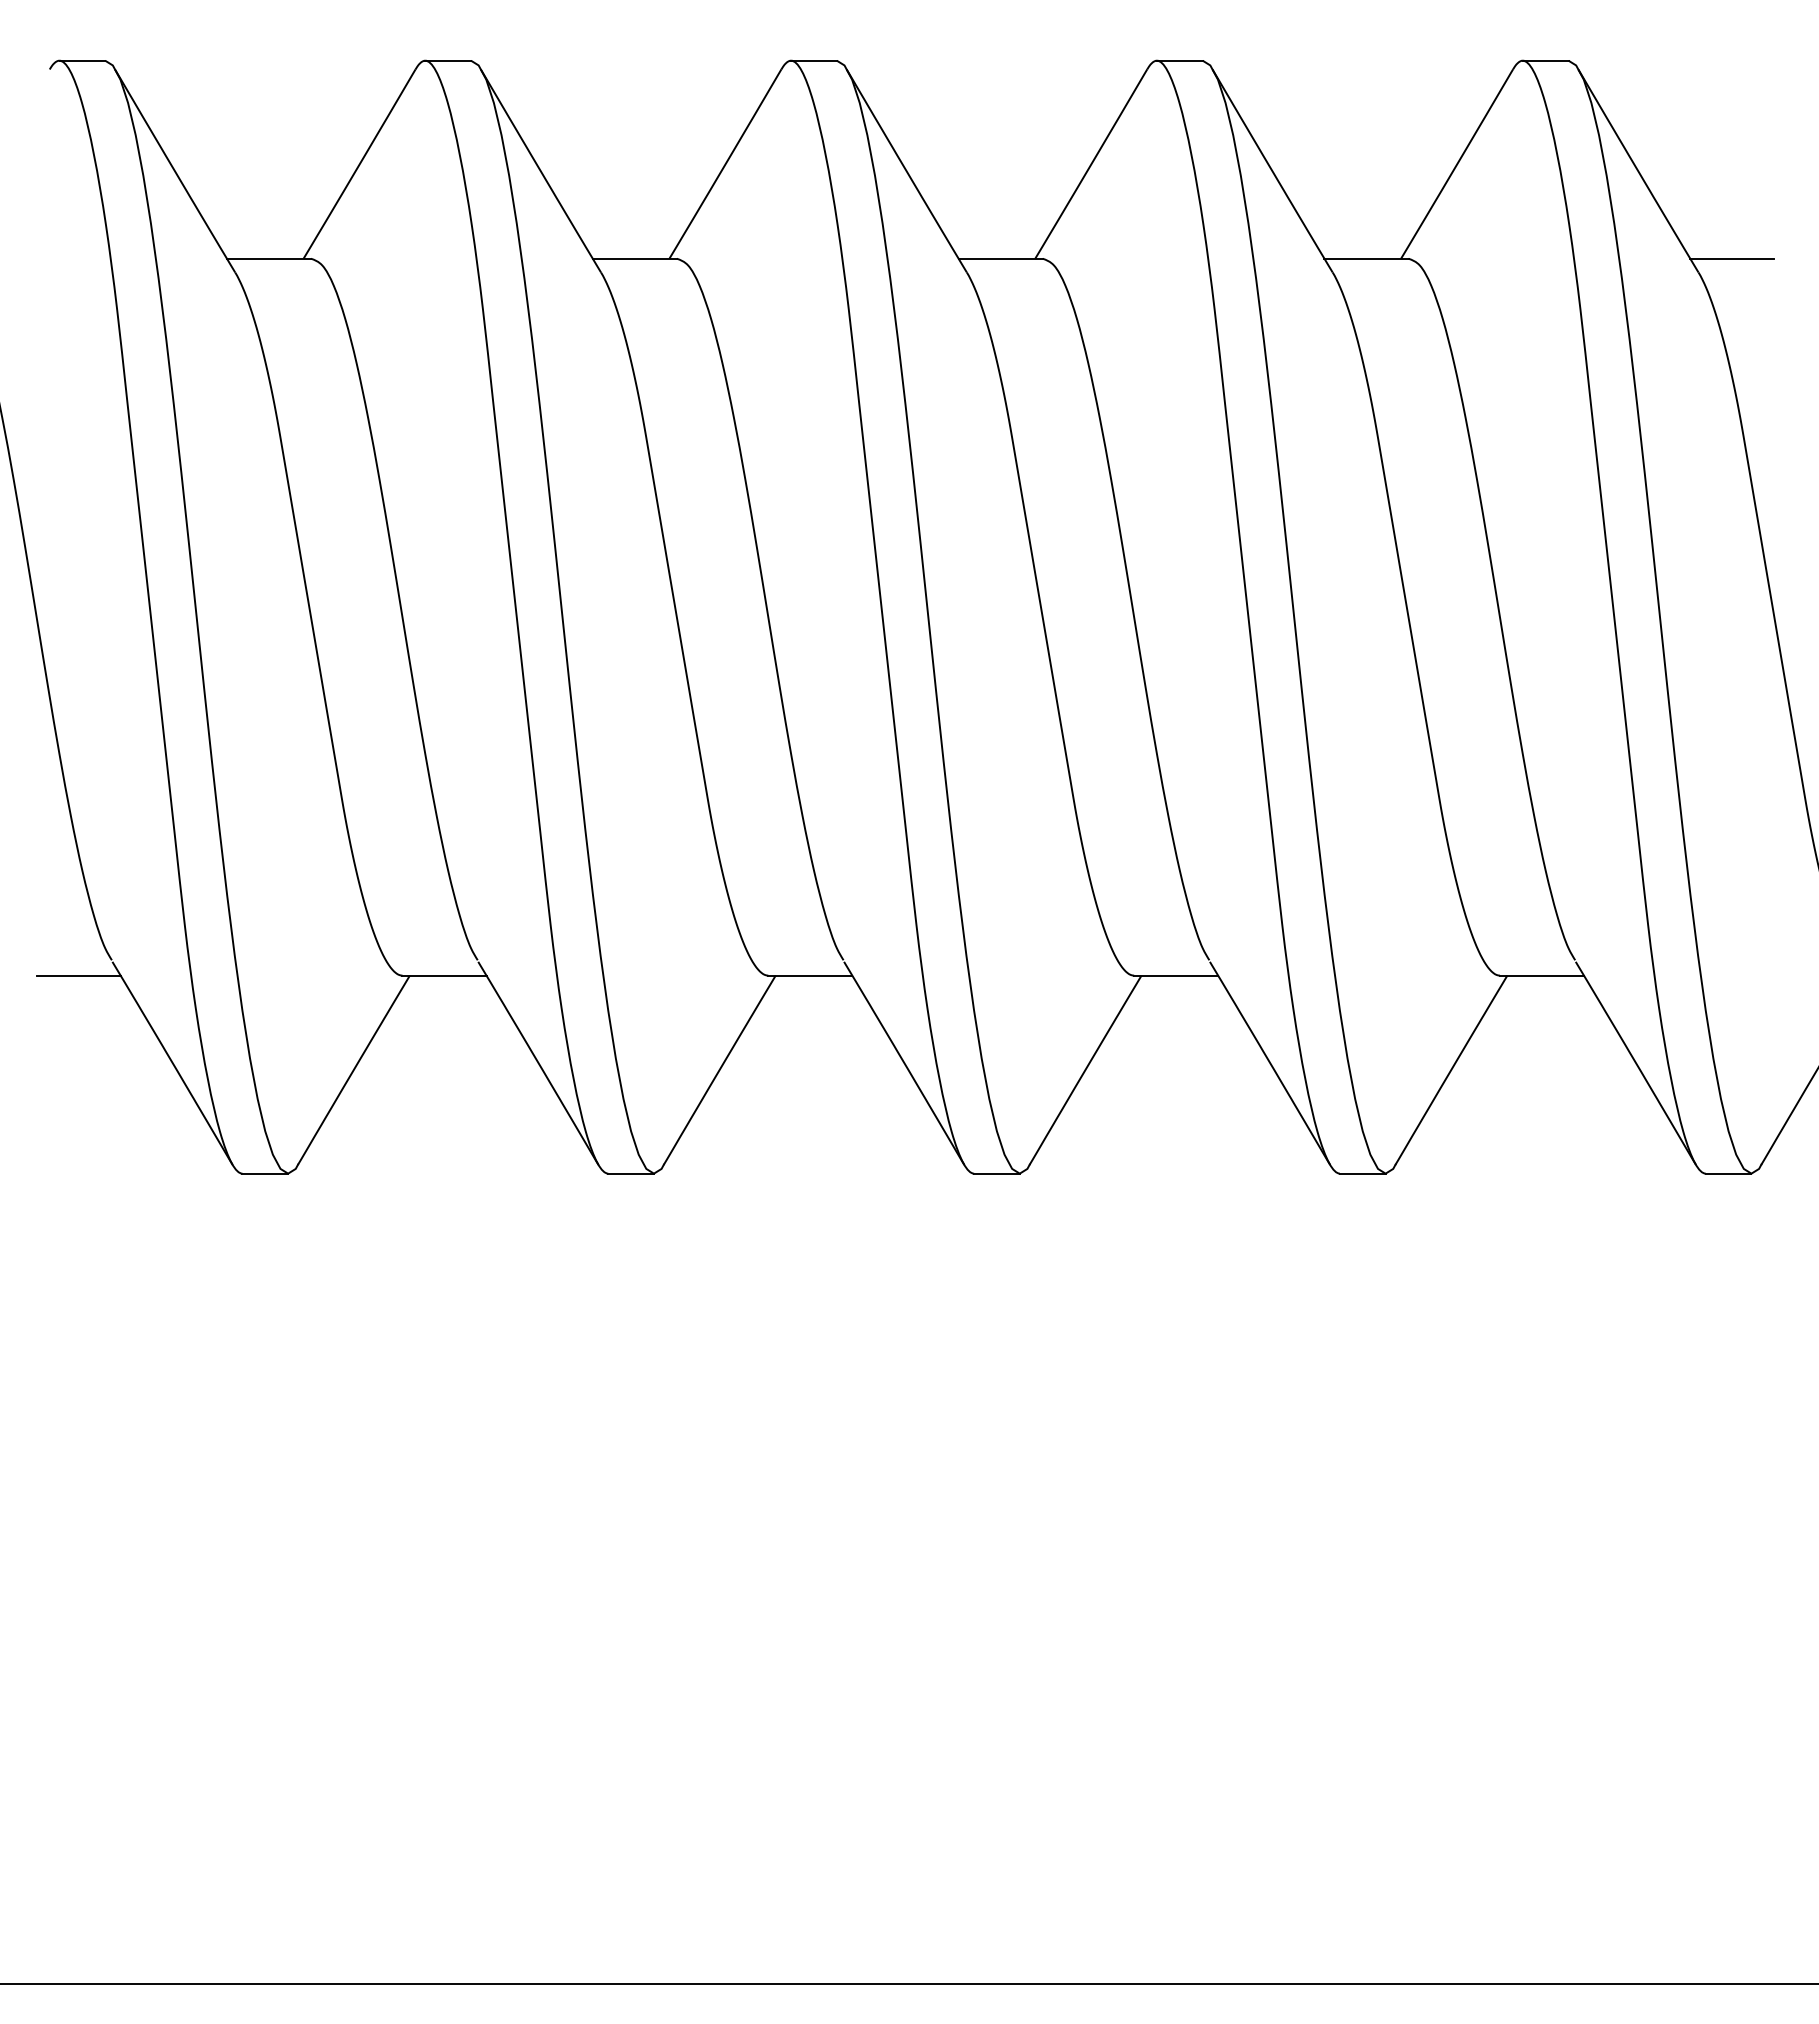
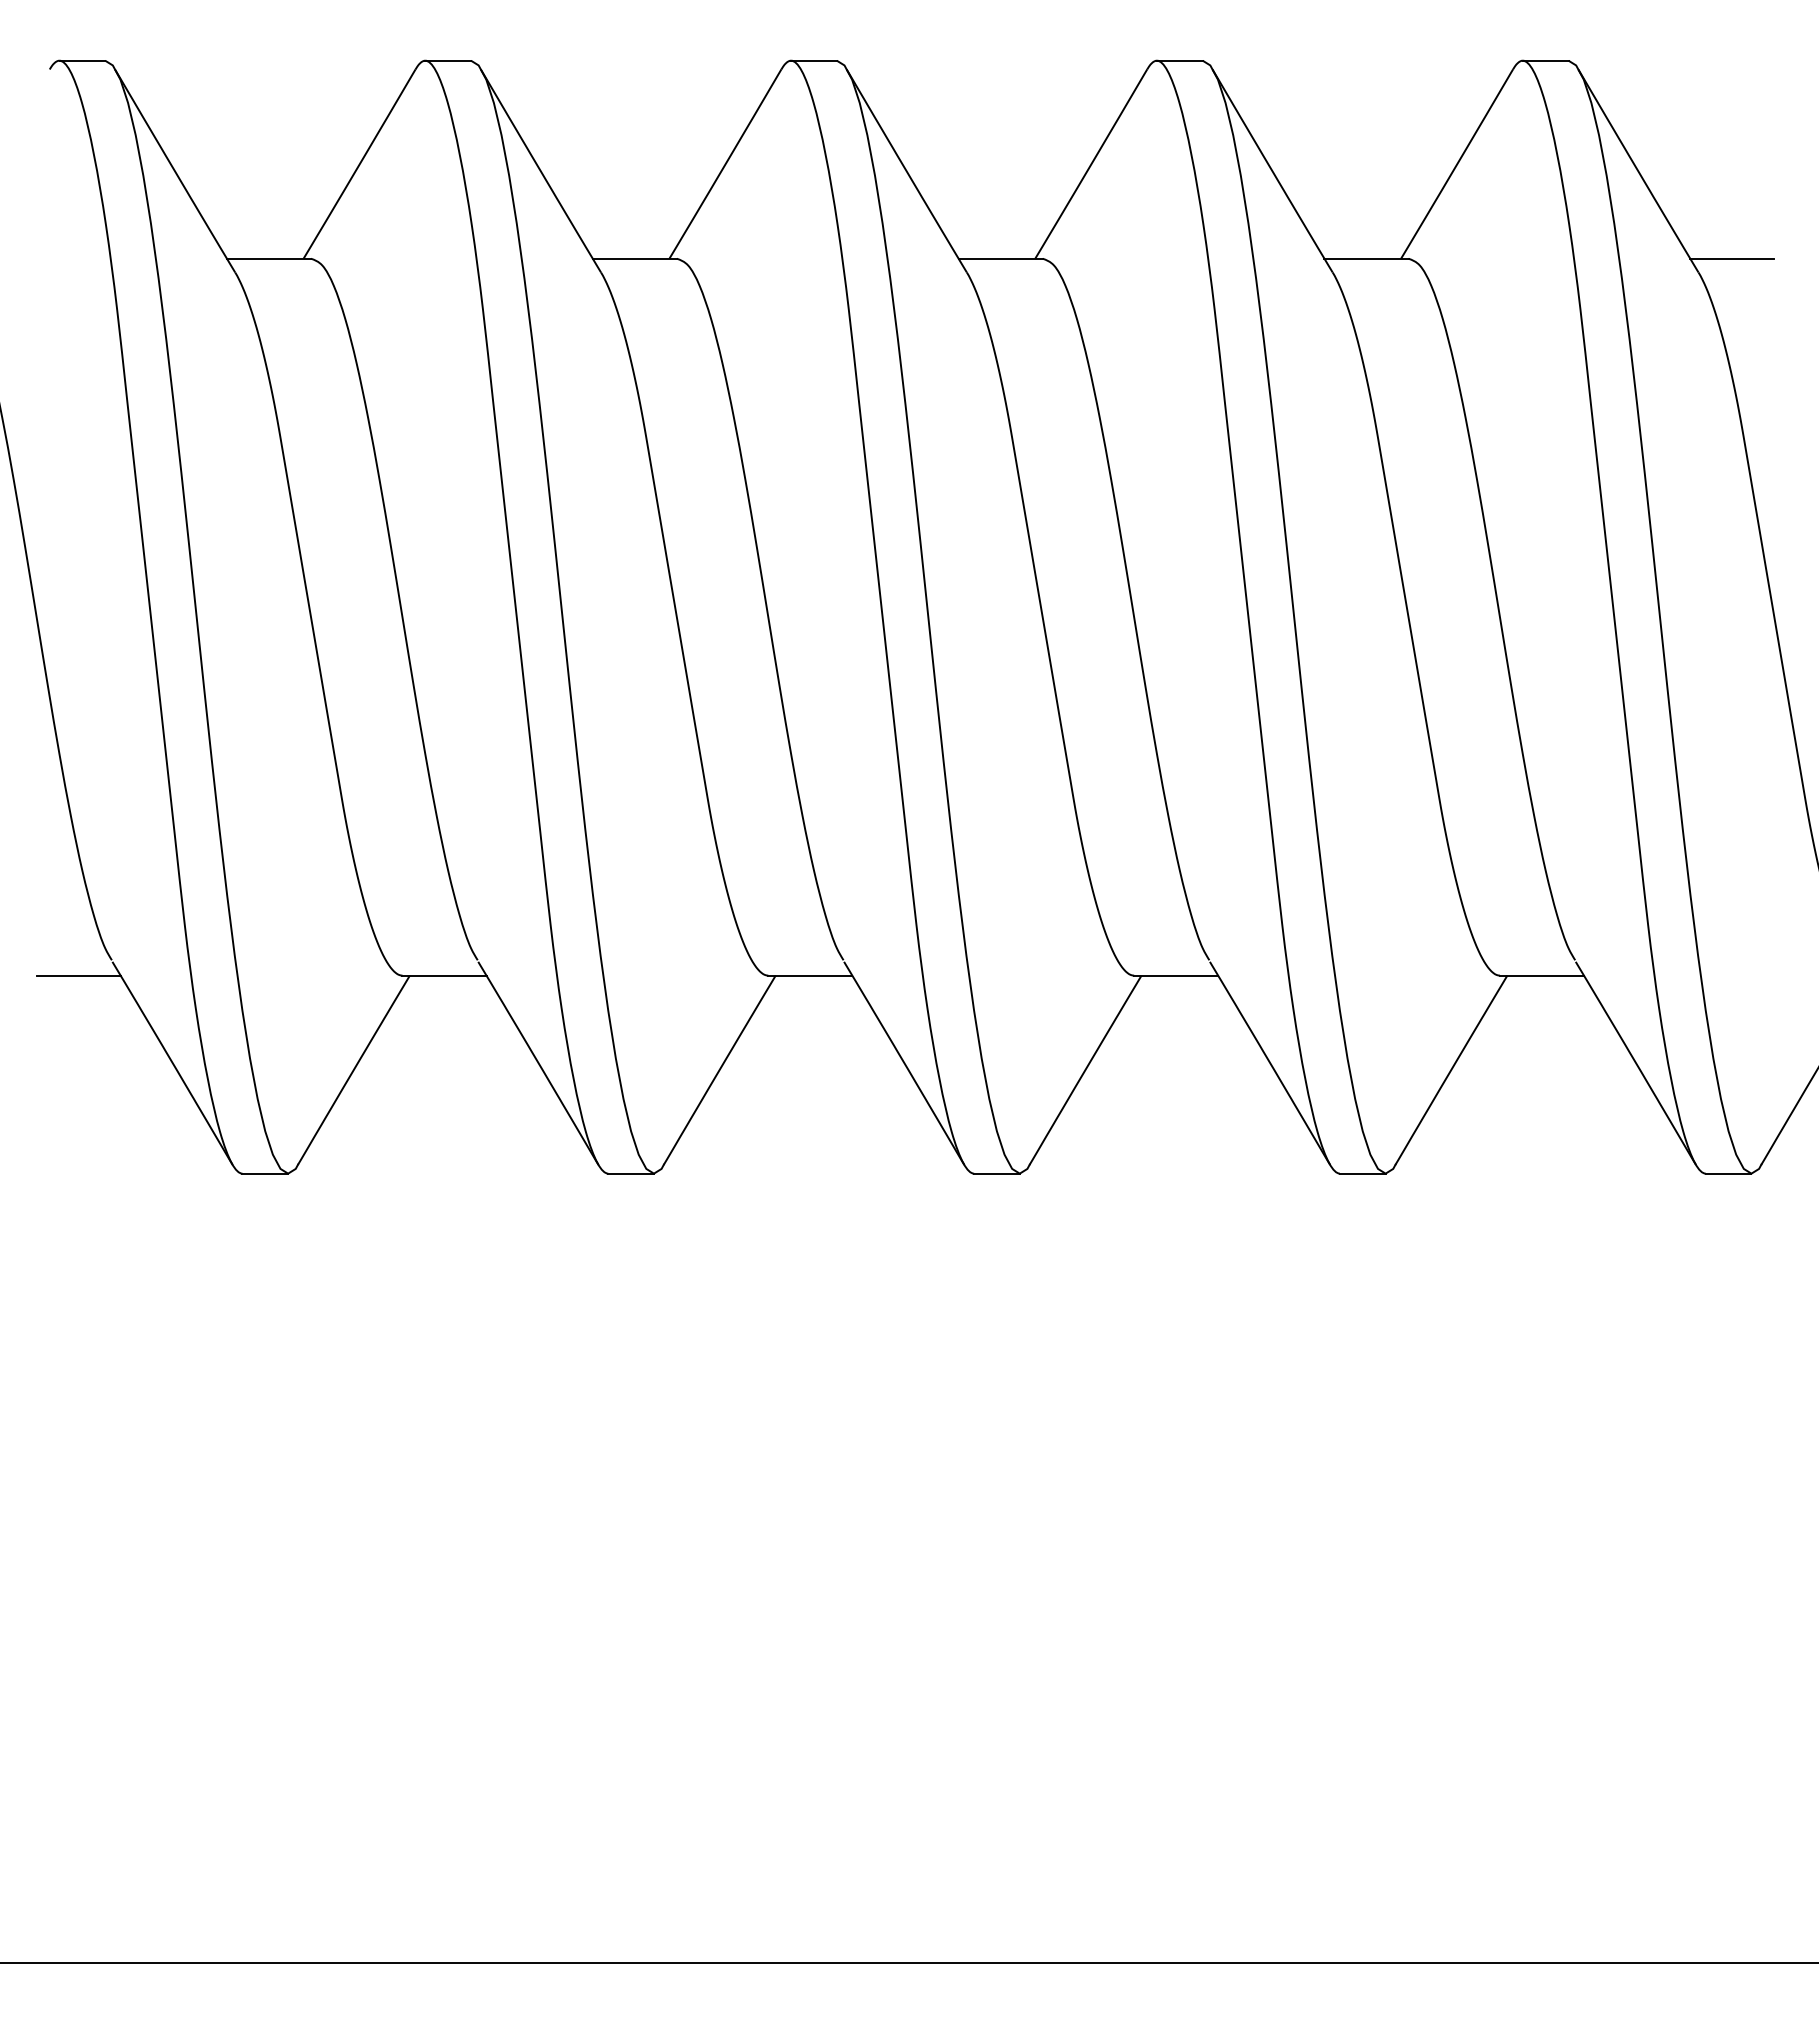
line position: (908, 1984) -> (908, 1963) (908, 1963)
